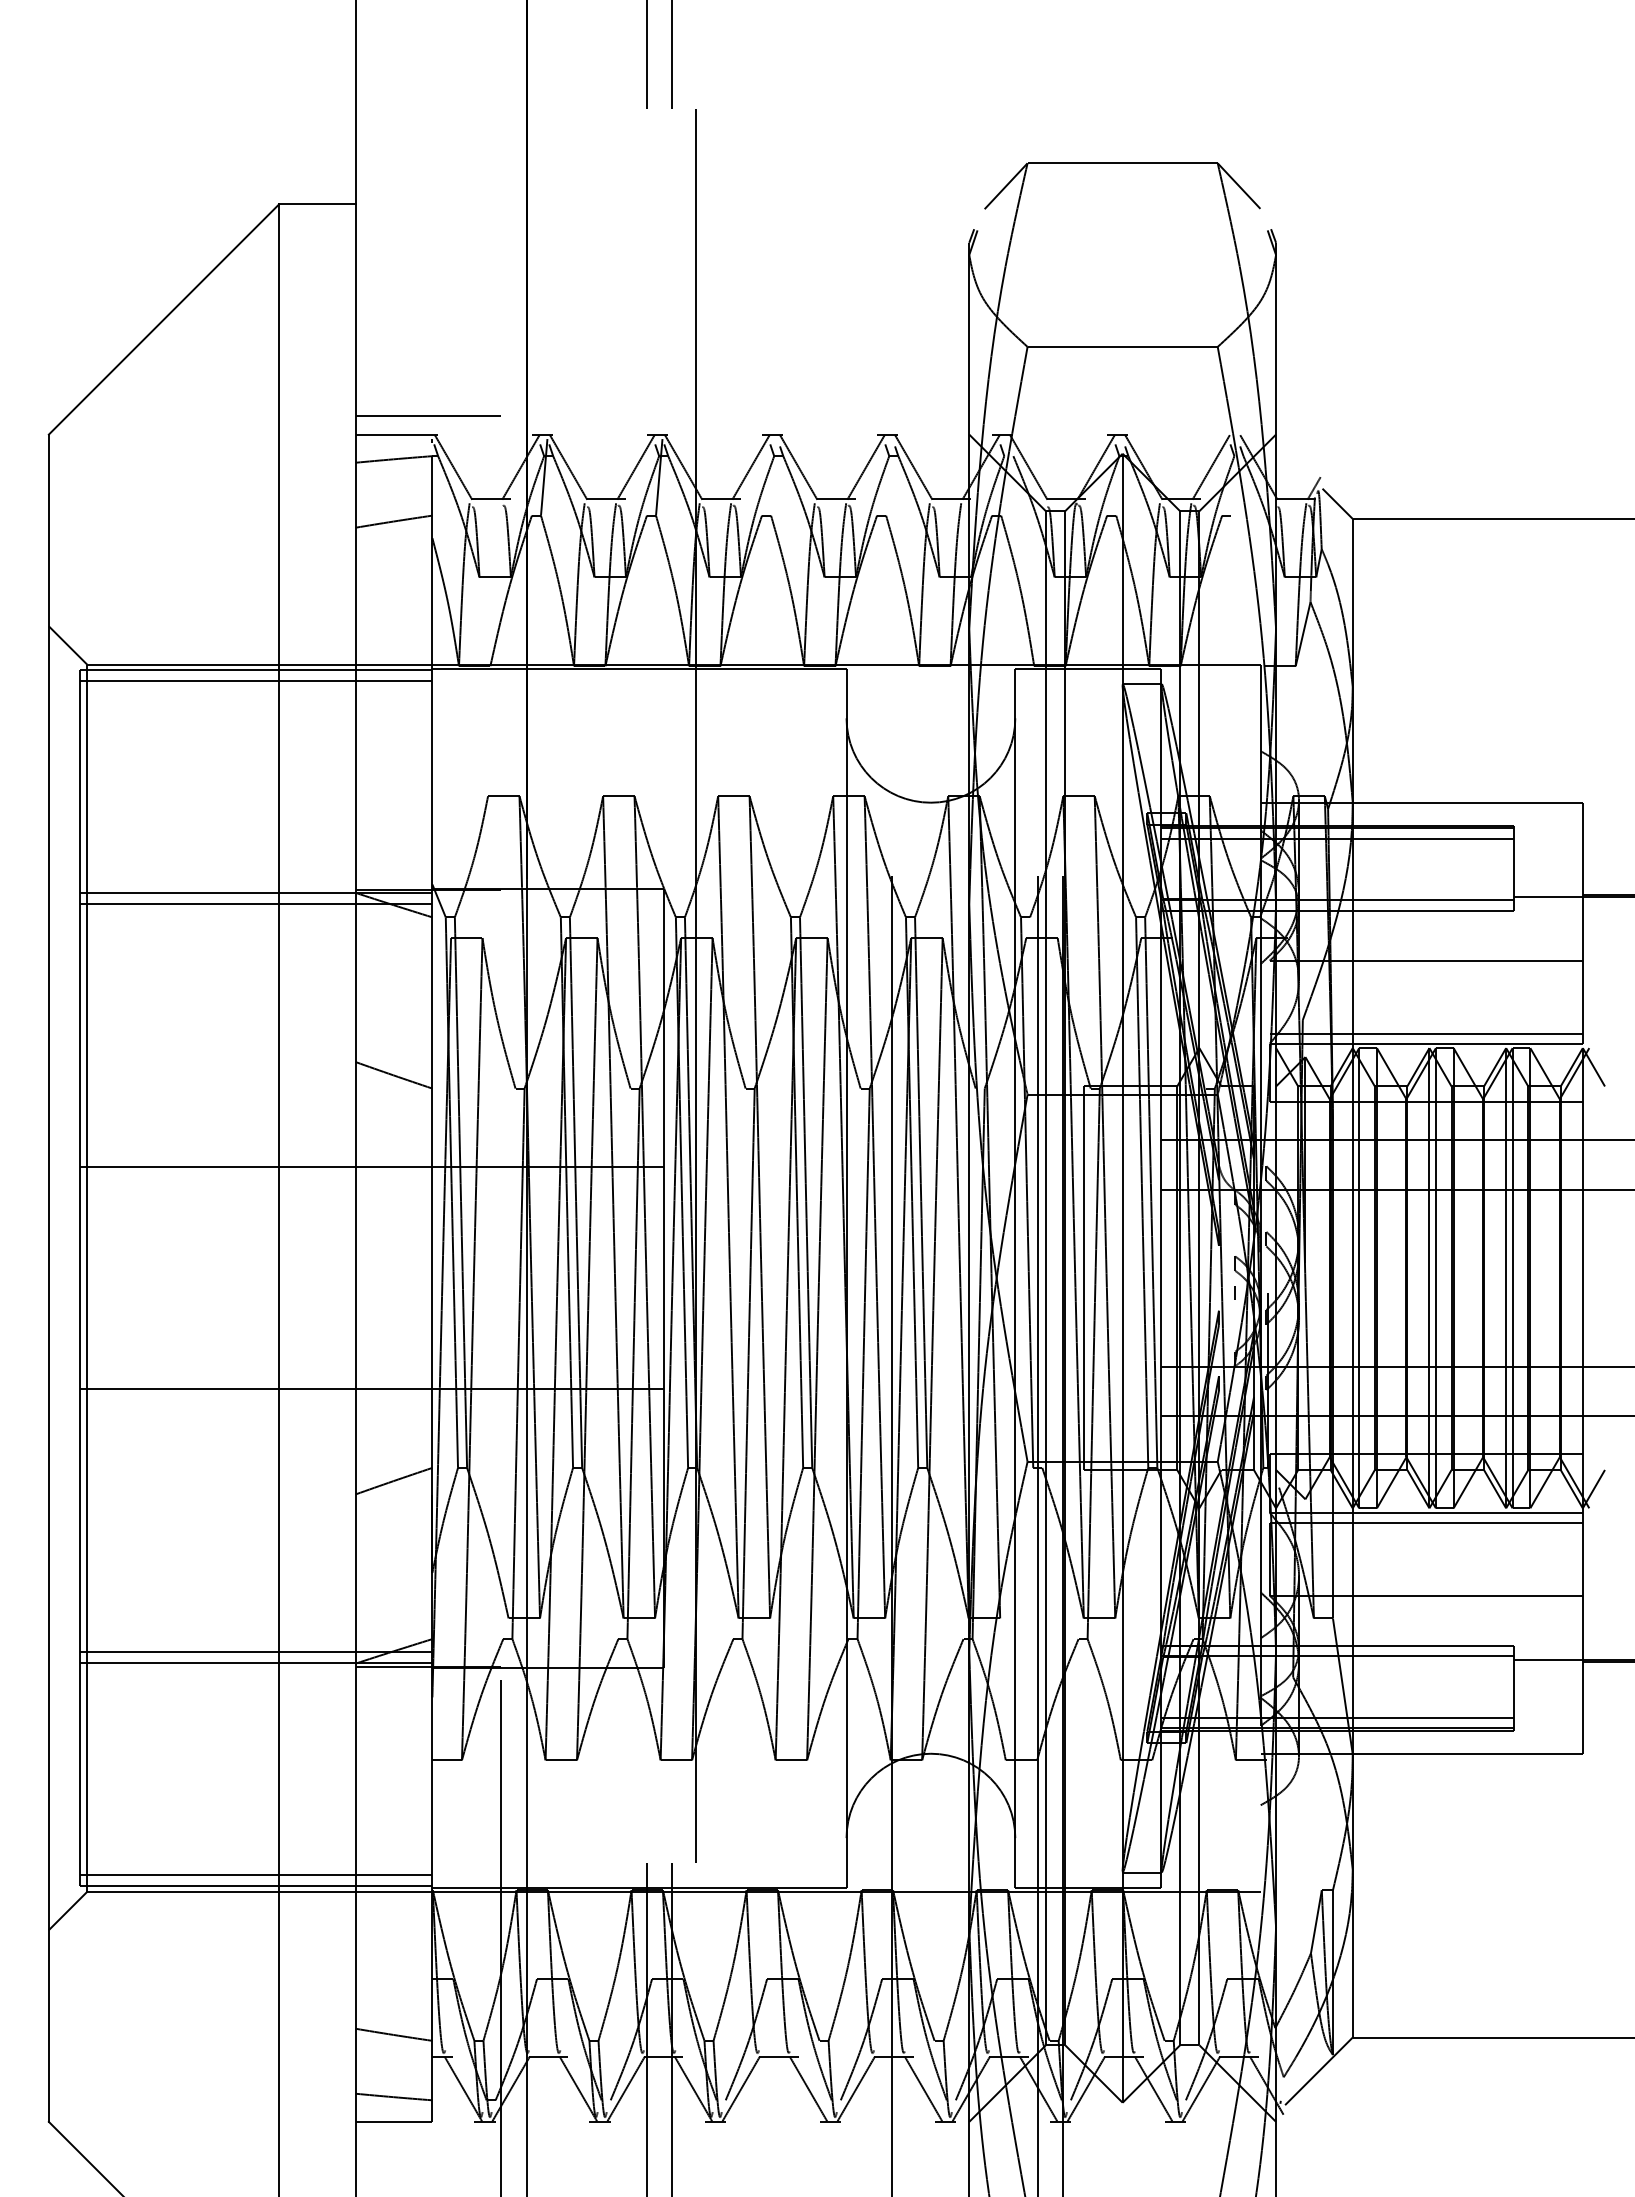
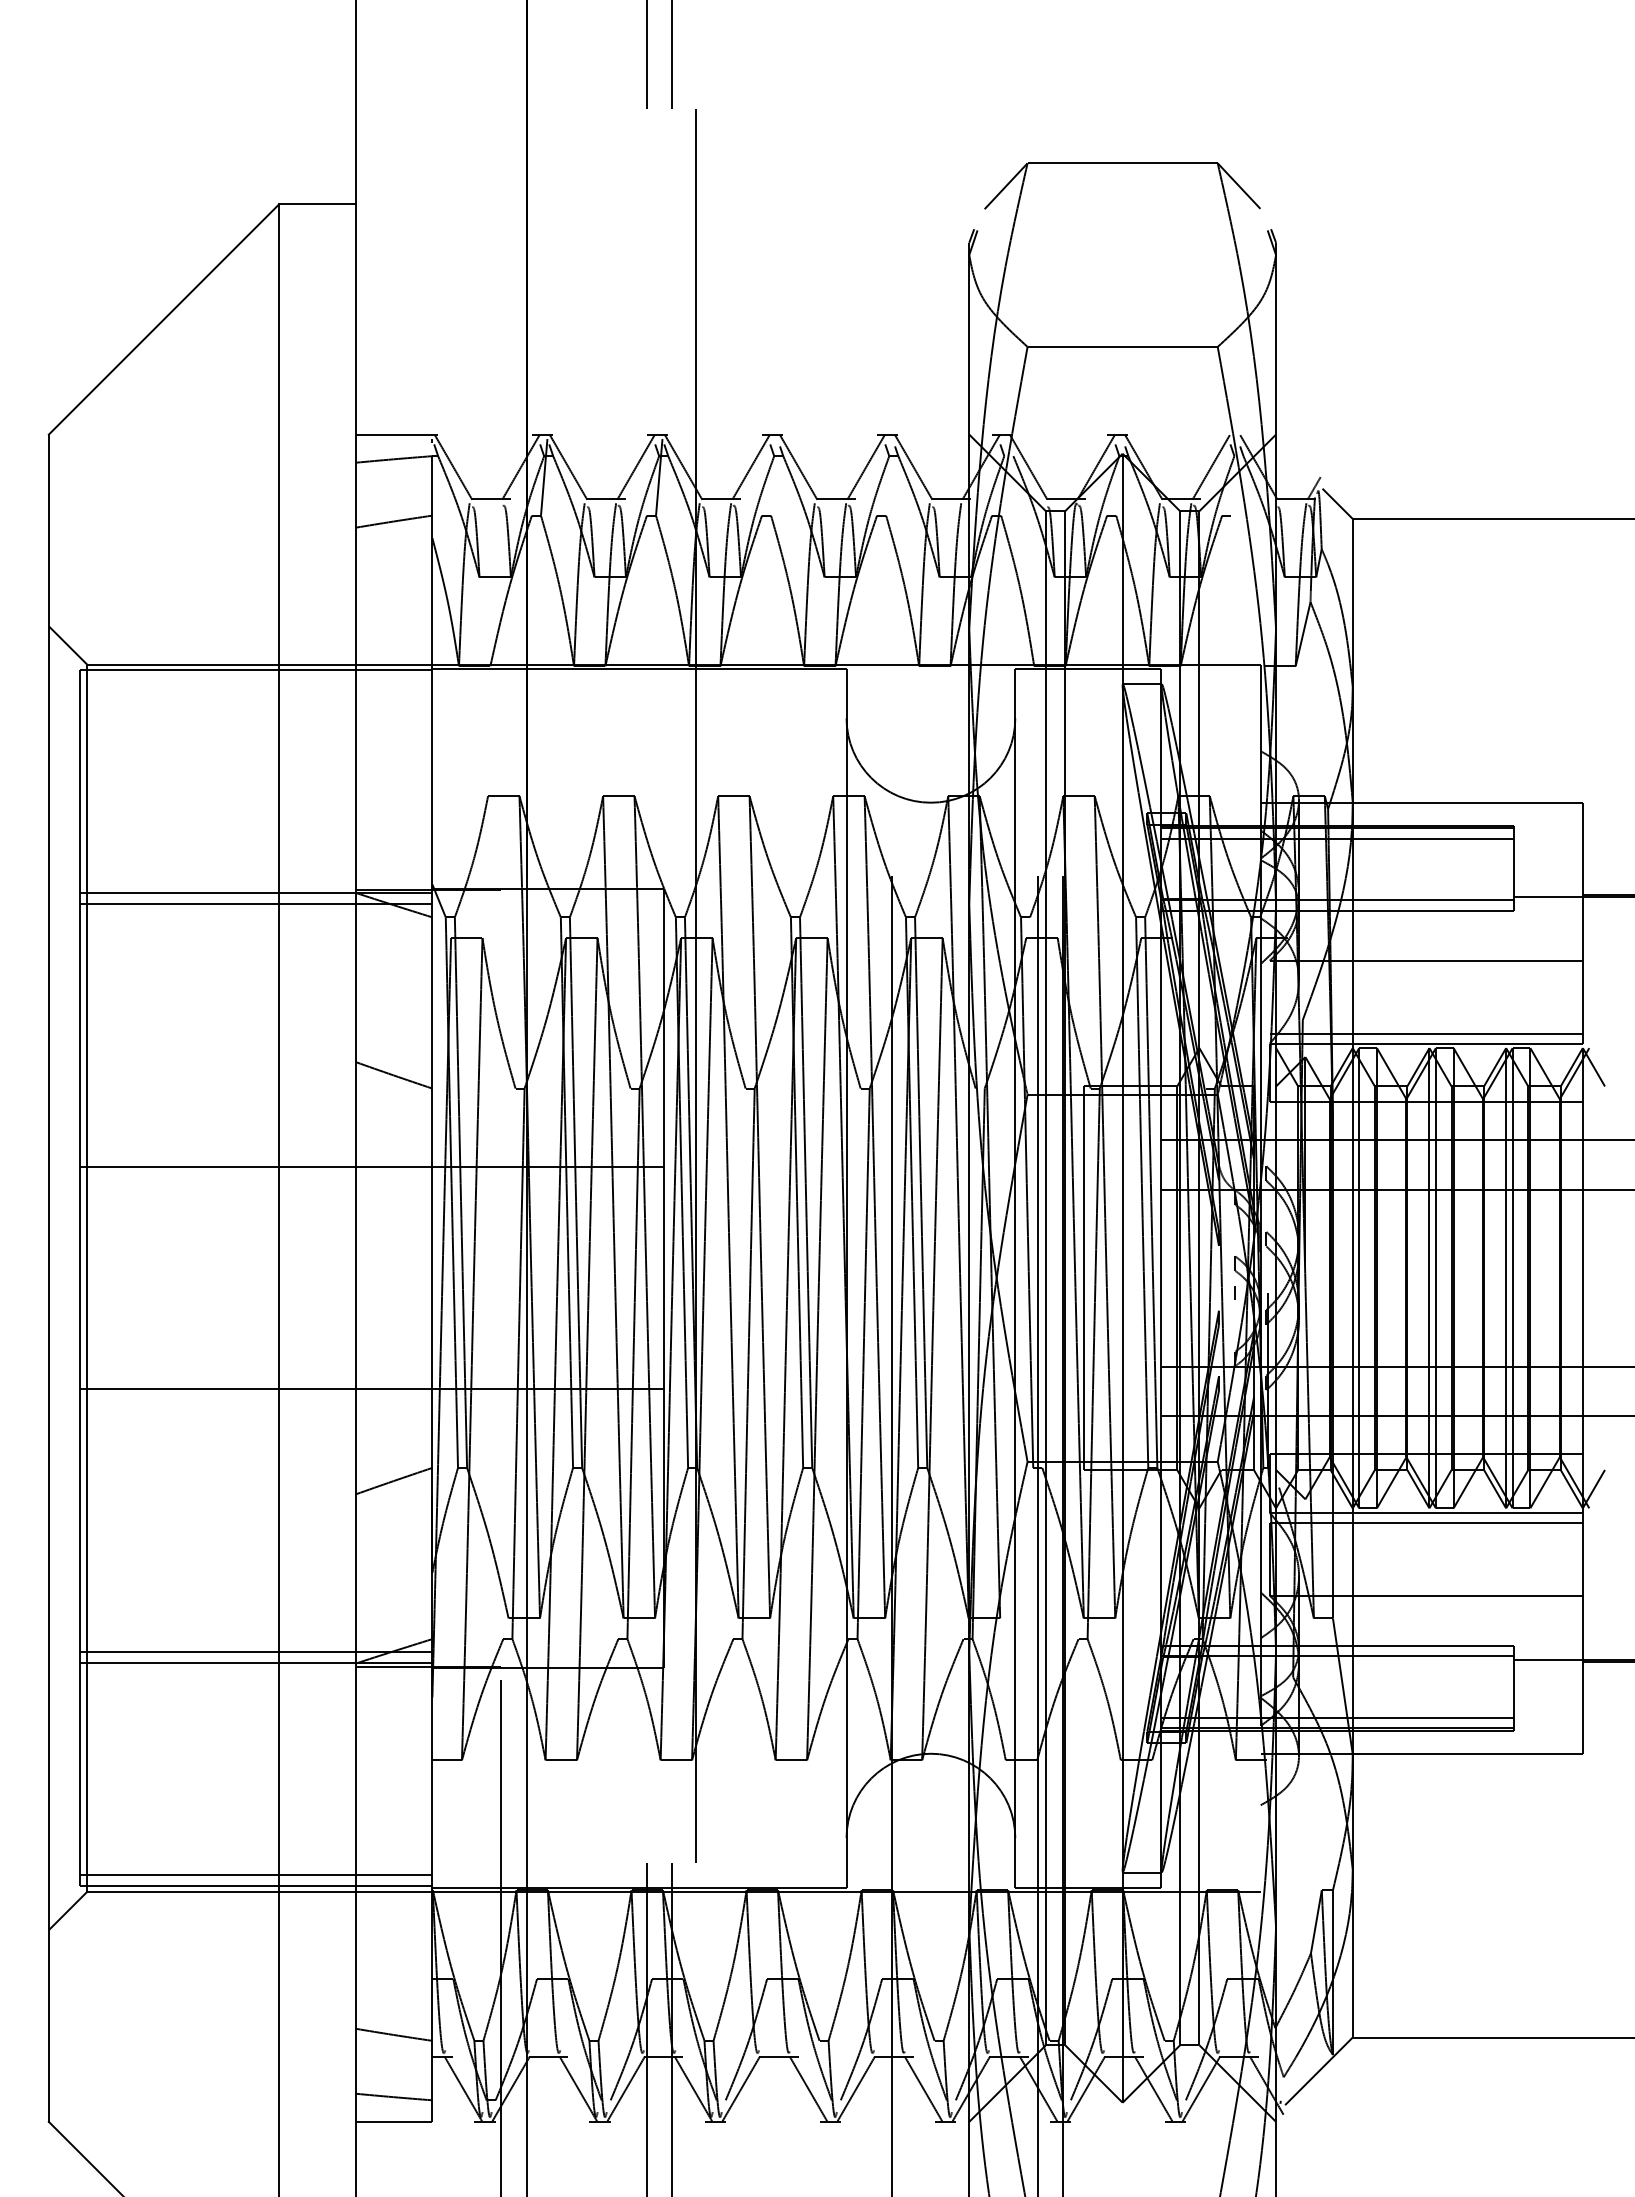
line: present -> none (428, 416)
line: present -> none (255, 681)
